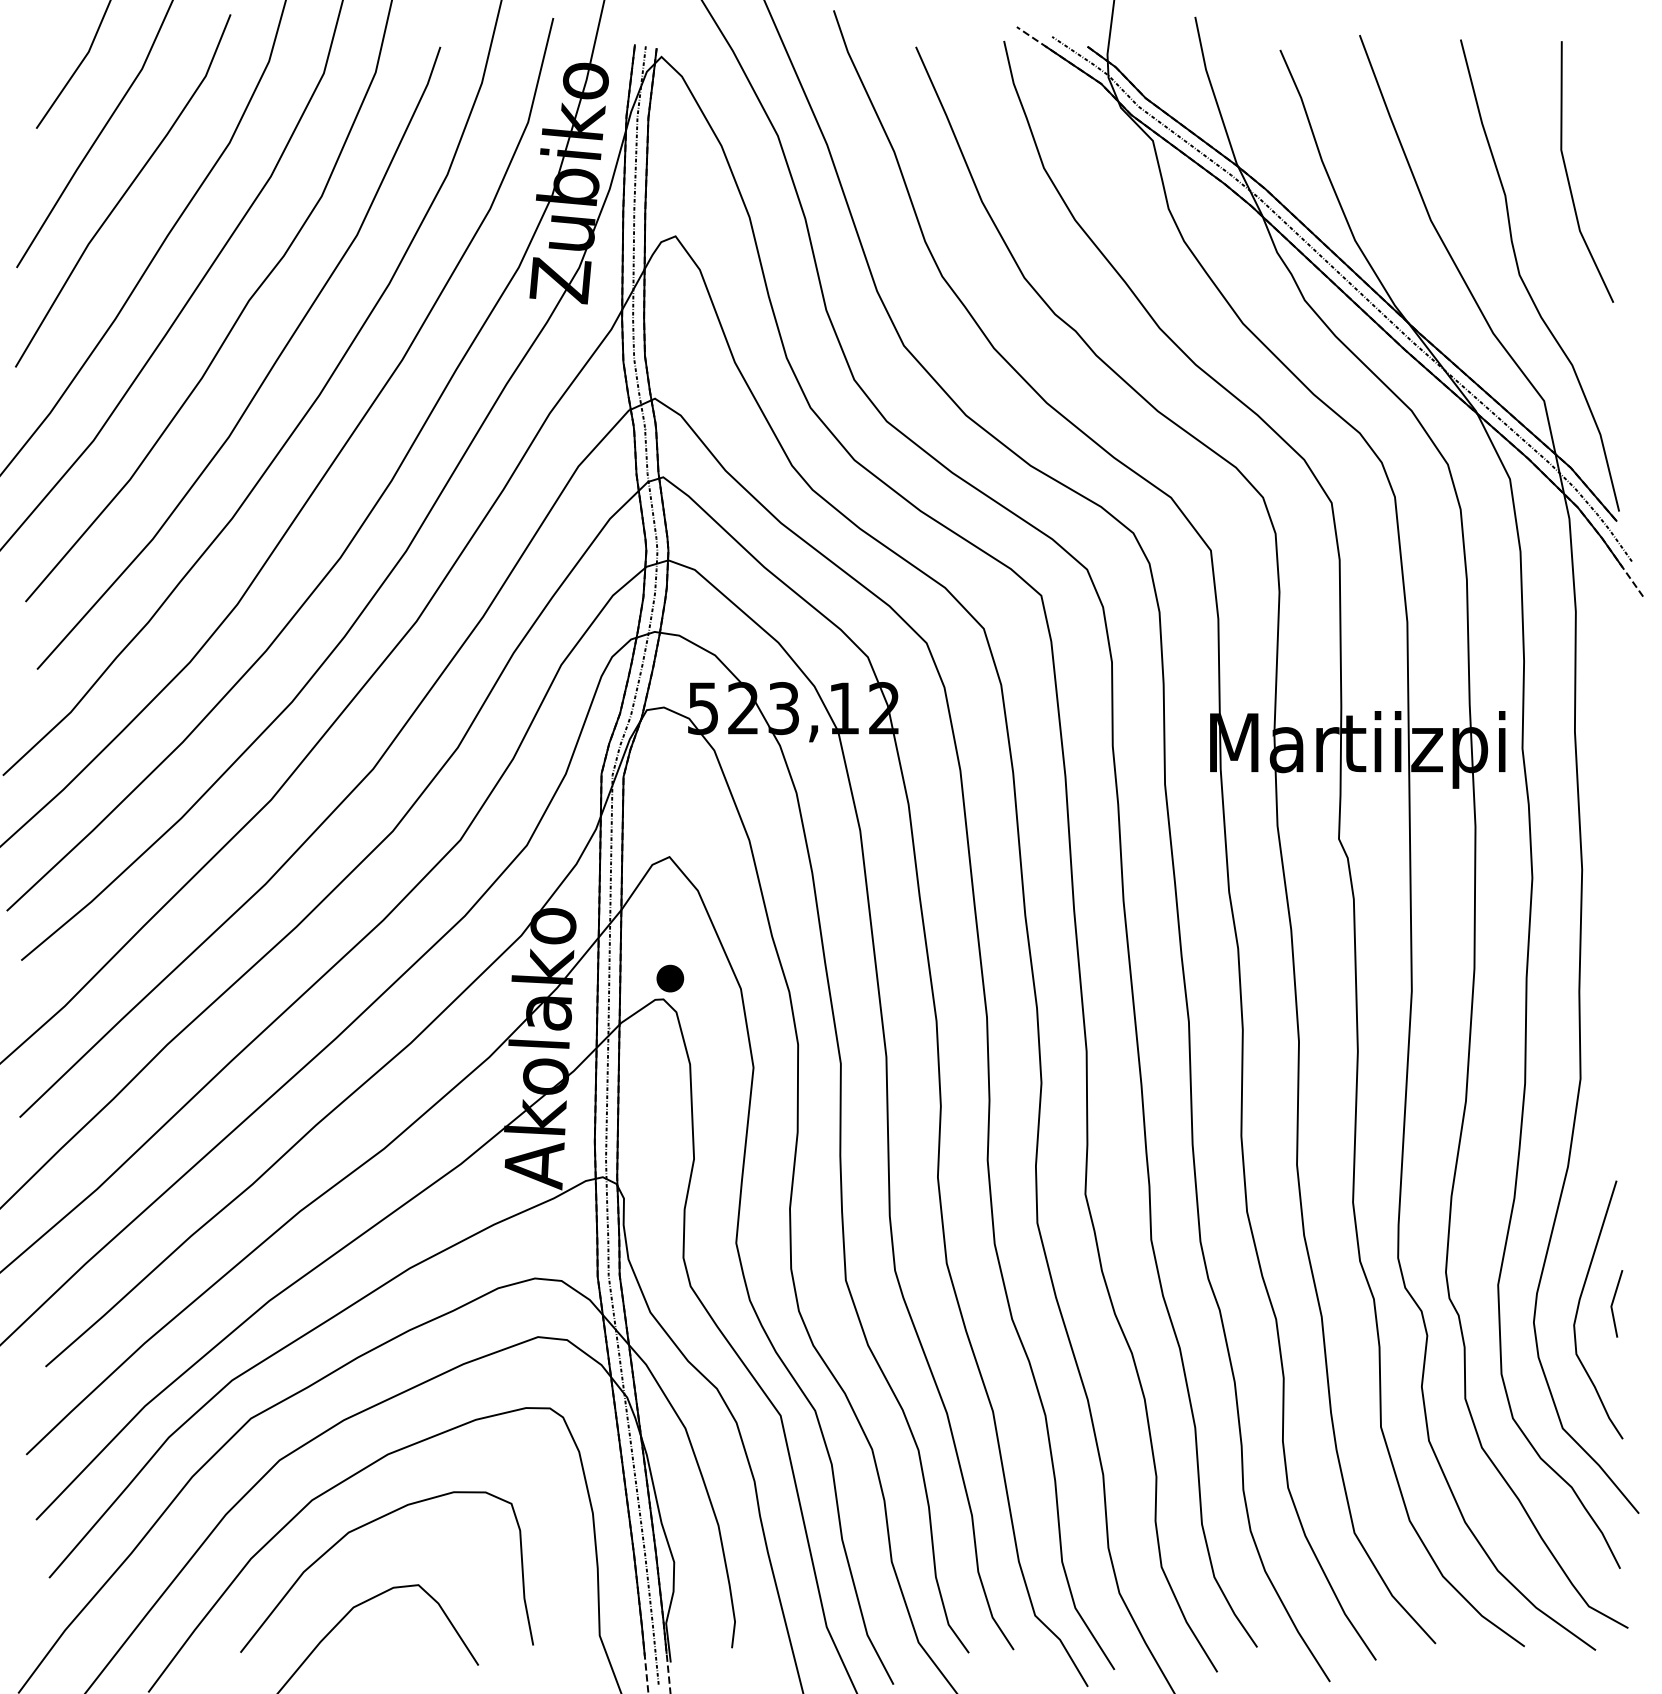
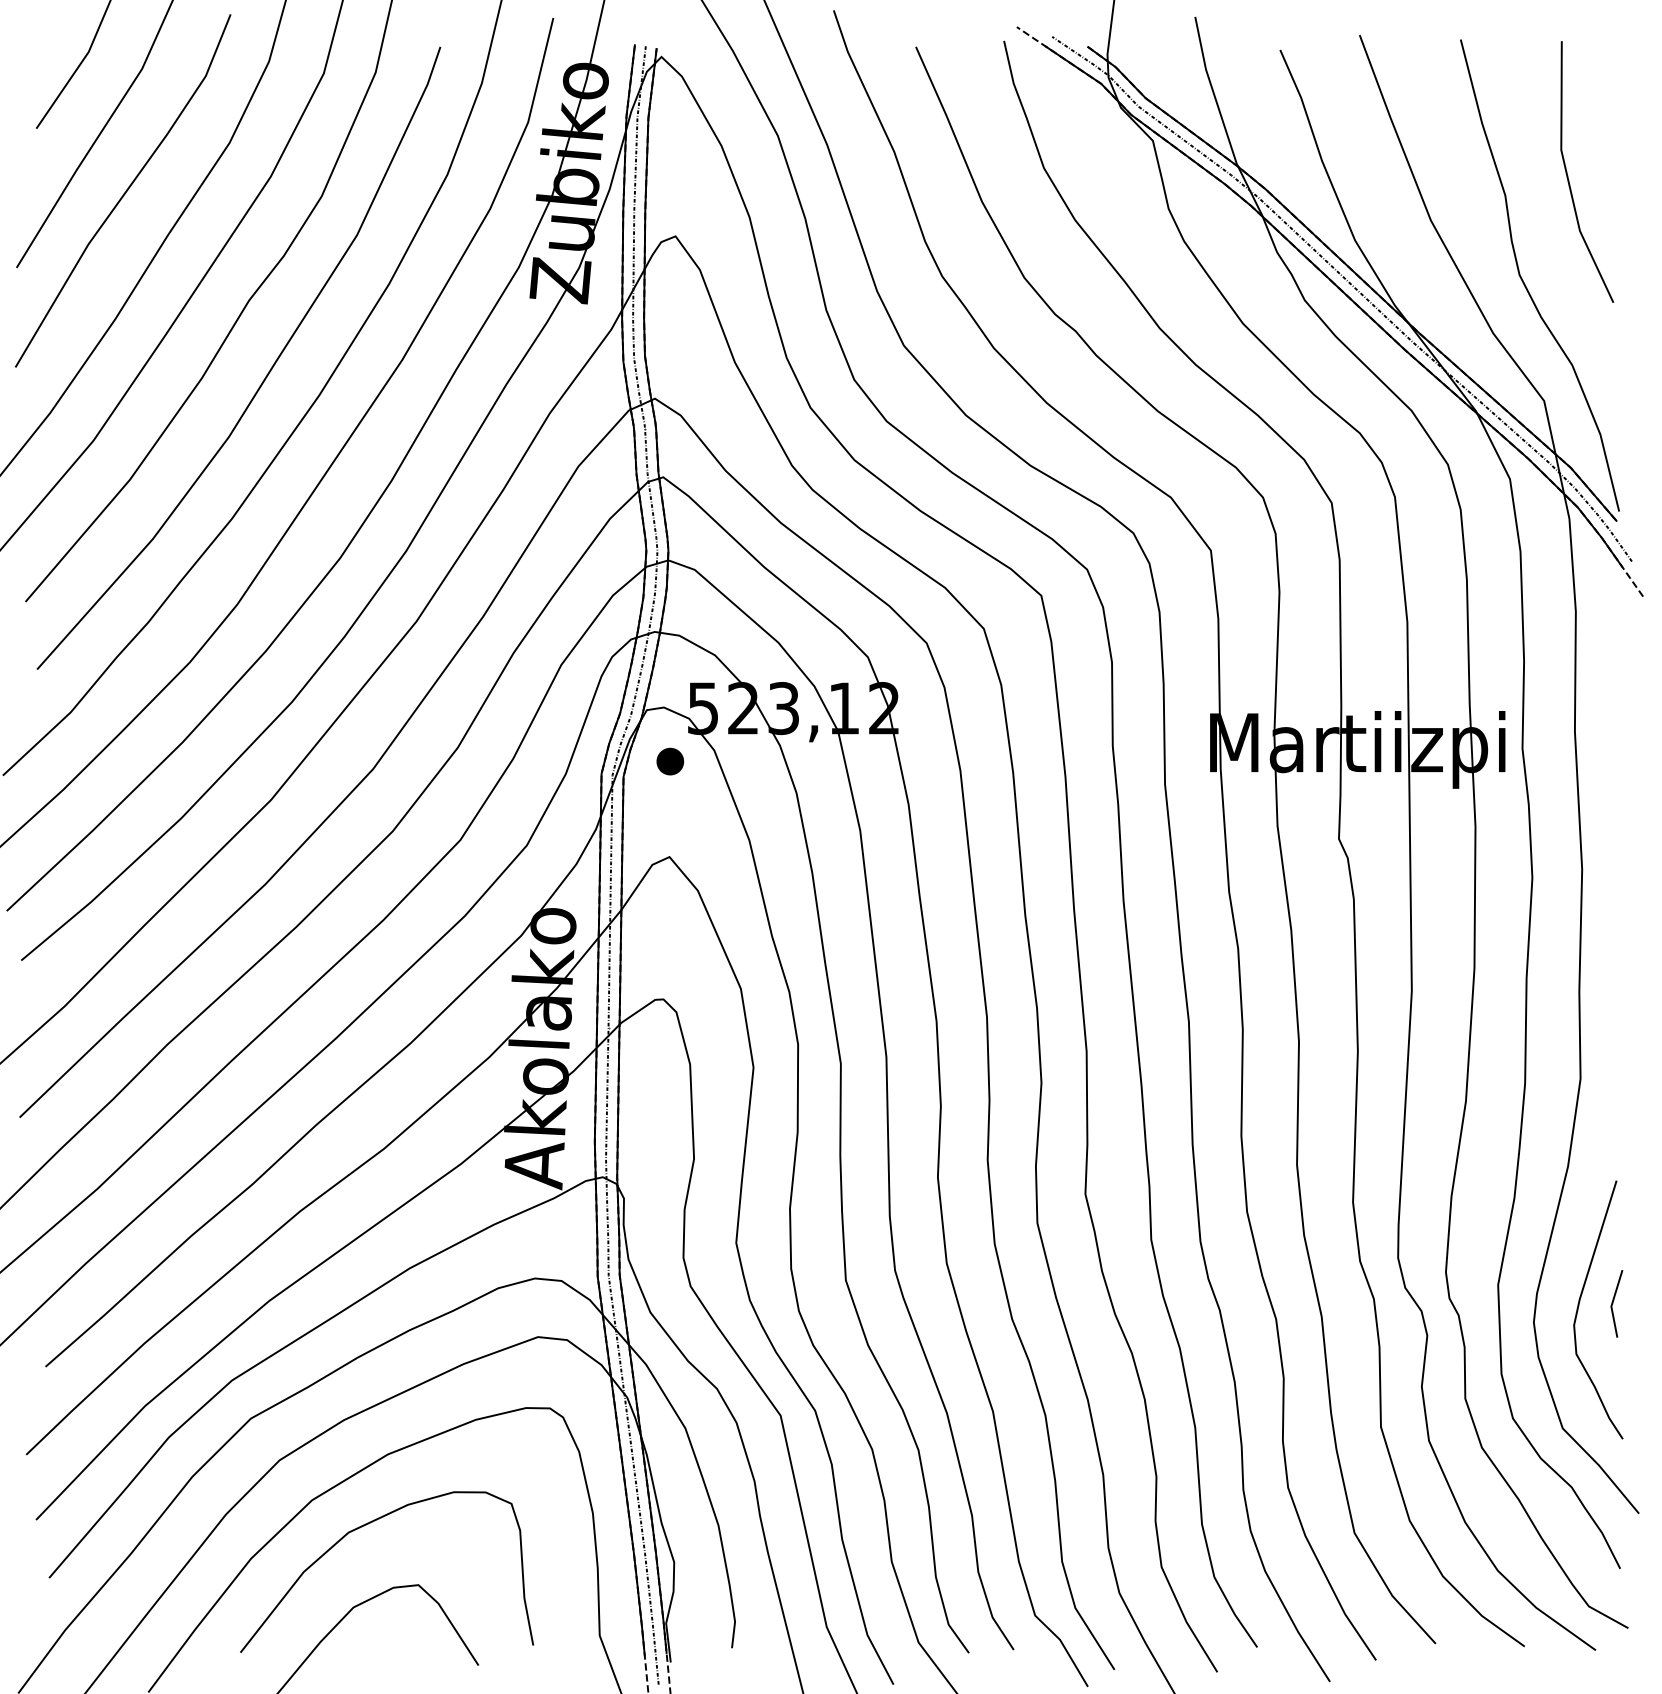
part position: (670, 978) -> (670, 761) (670, 761)
